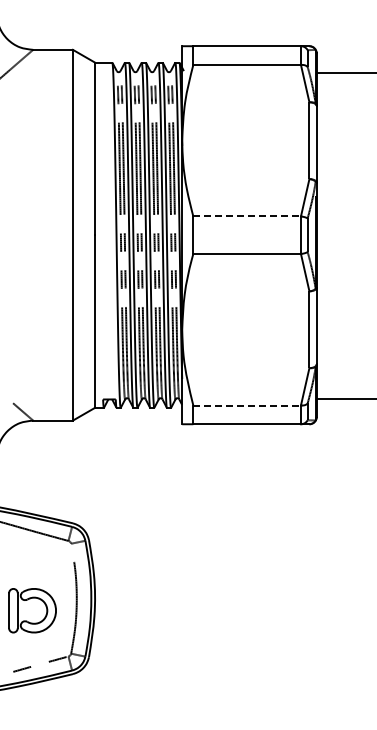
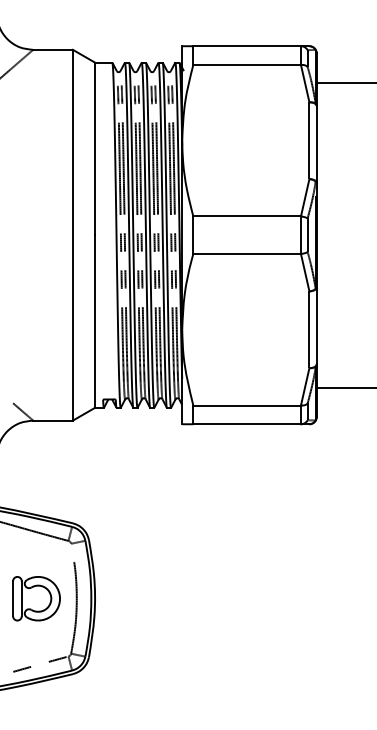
line position: (344, 72) -> (344, 82) (344, 82)
line: dashed -> solid (247, 216)
line position: (344, 398) -> (344, 387) (344, 387)
line: dashed -> solid (247, 405)
part position: (32, 610) -> (36, 598) (36, 598)
